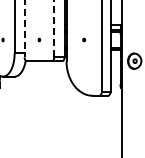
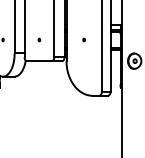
line: dashed -> solid (54, 28)
line: dashed -> solid (24, 29)
